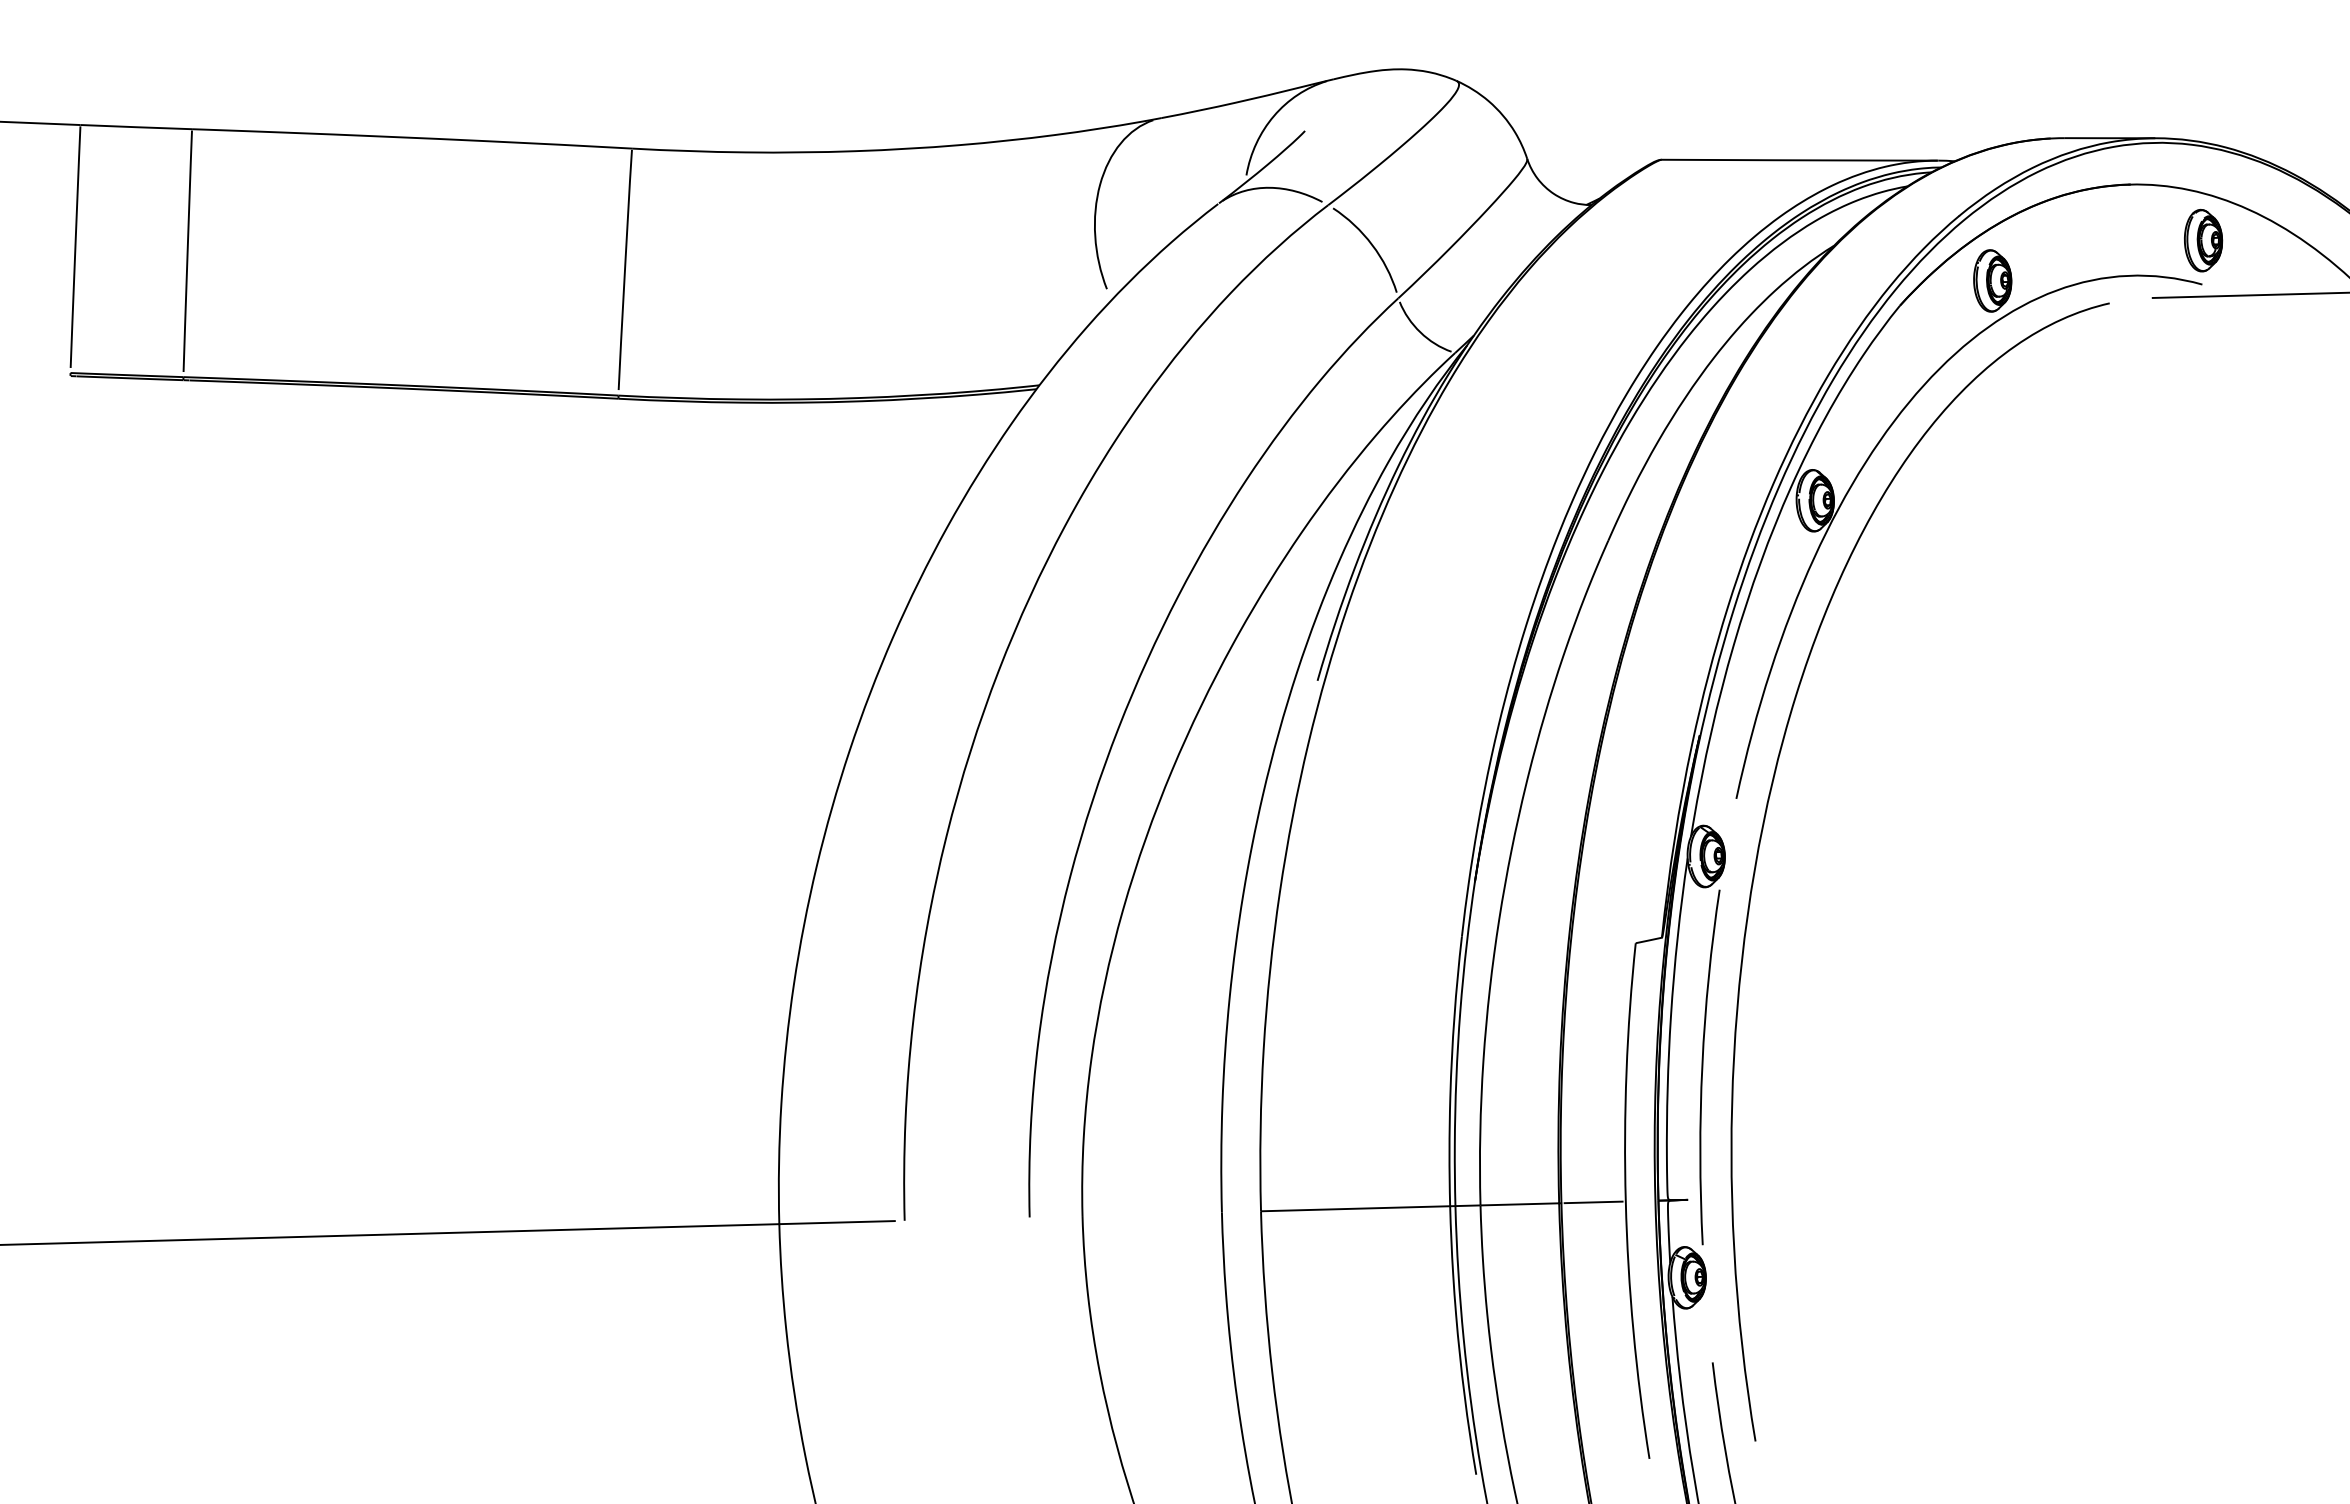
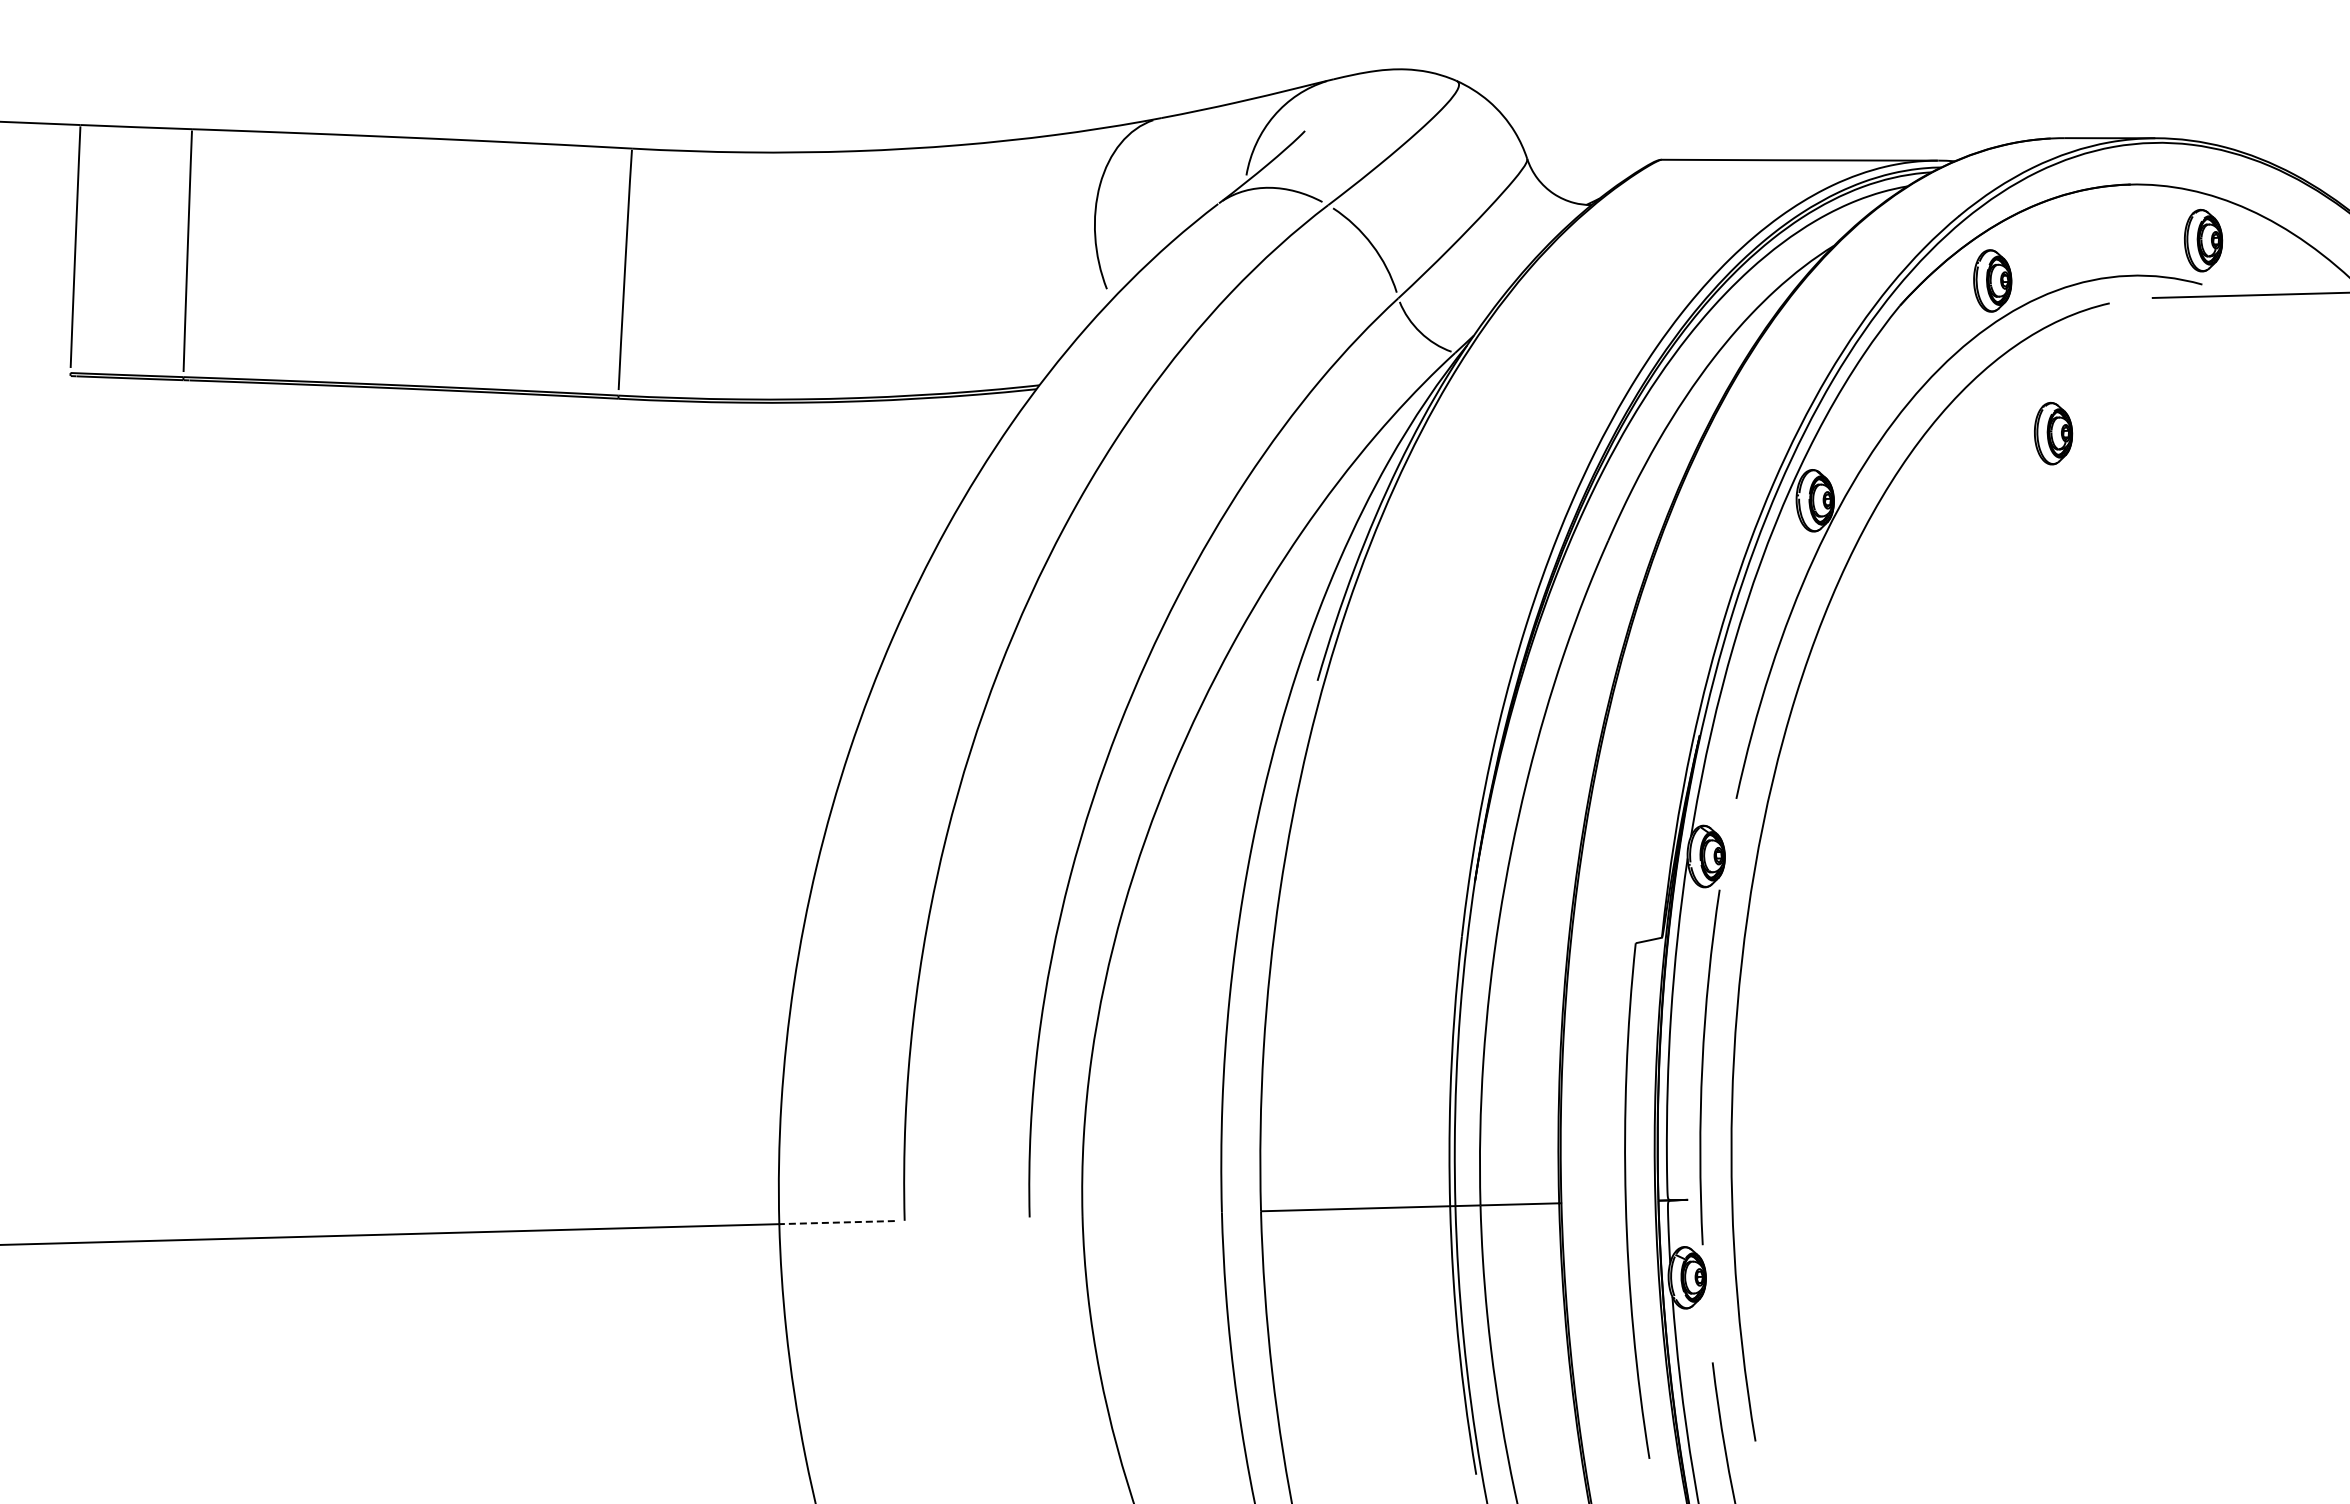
part: none -> present (2053, 433)
line: present -> none (1593, 1202)
line: solid -> dashed (837, 1222)
